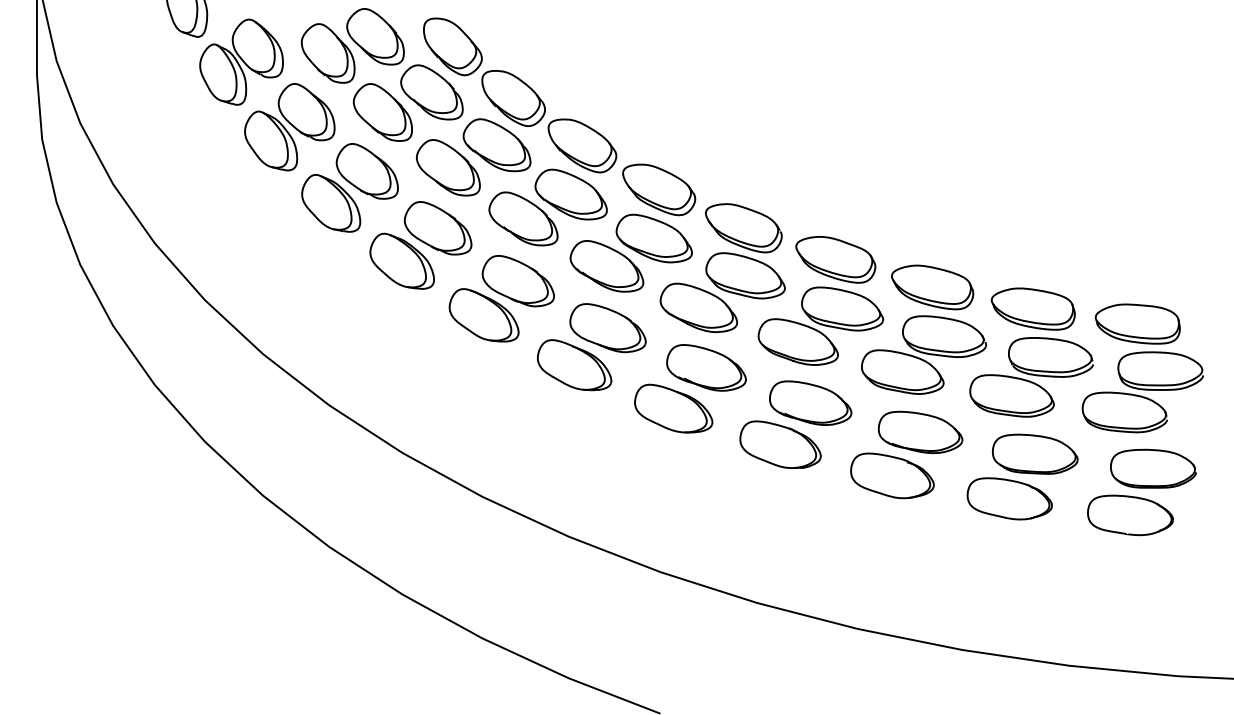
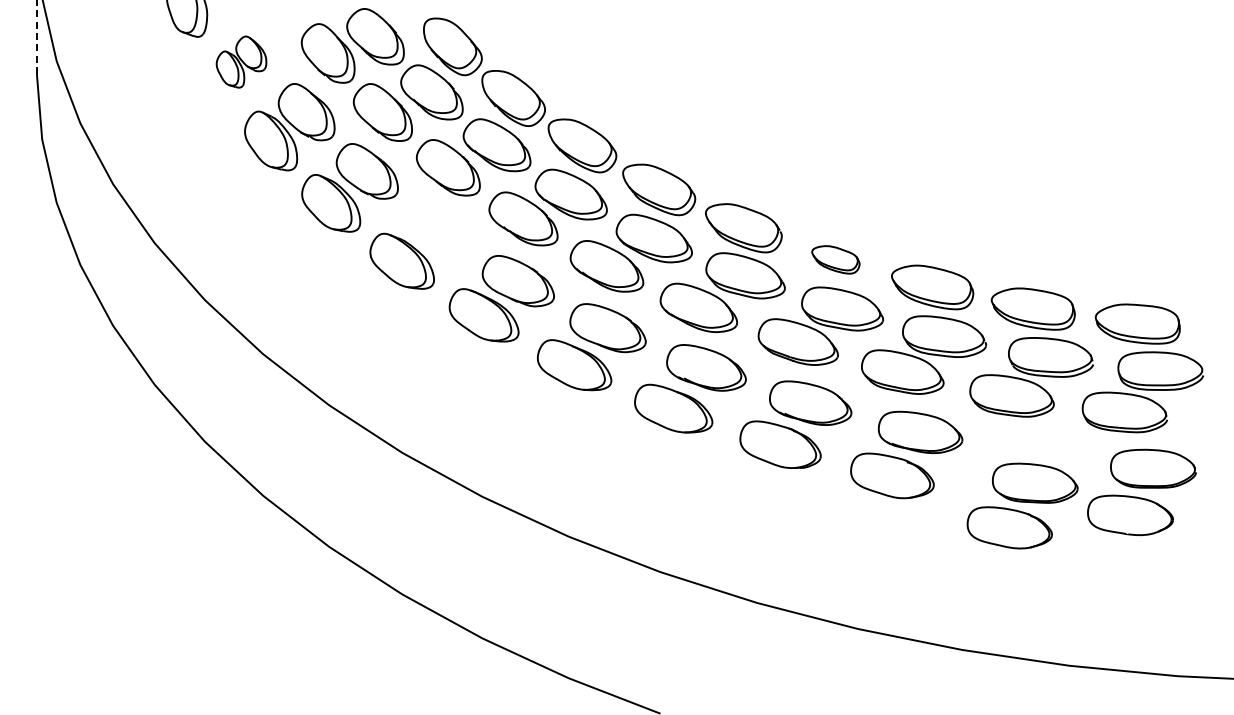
line: solid -> dashed (37, 36)
part size: 85x88 px -> 53x54 px (241, 61)
part: present -> none (437, 228)
part size: 82x48 px -> 50x30 px (835, 259)
part position: (1022, 476) -> (1022, 505) (1022, 505)
